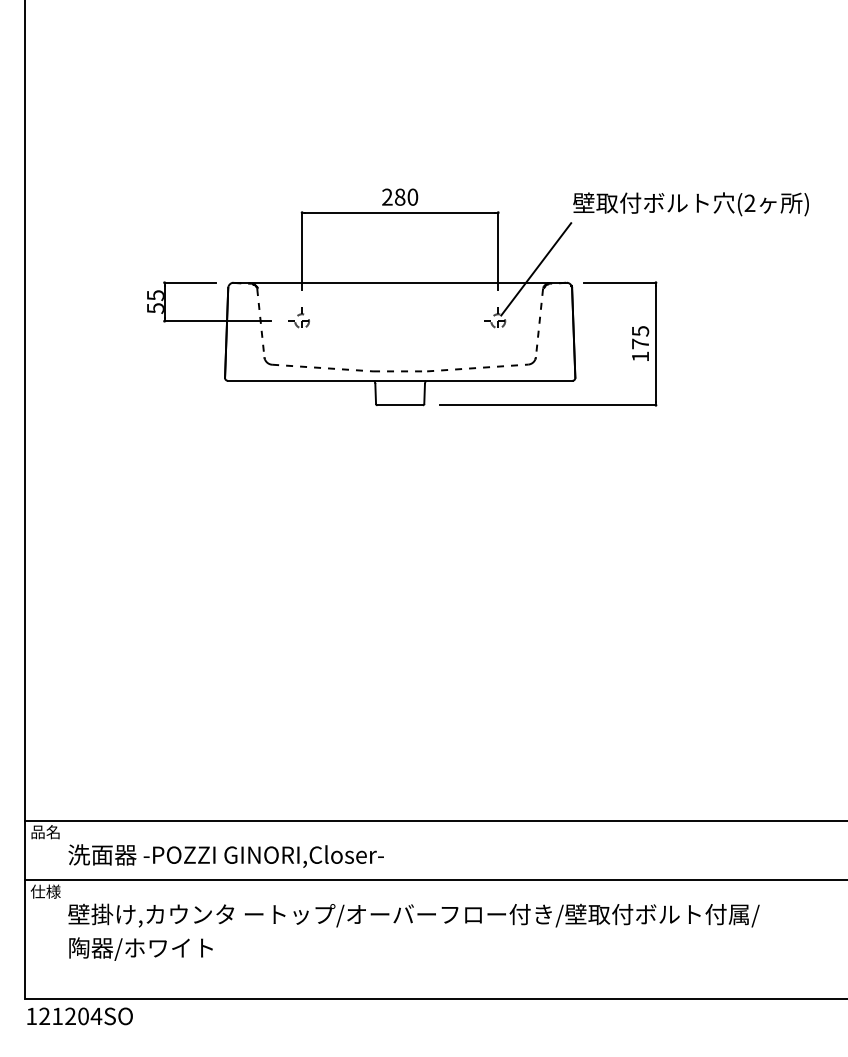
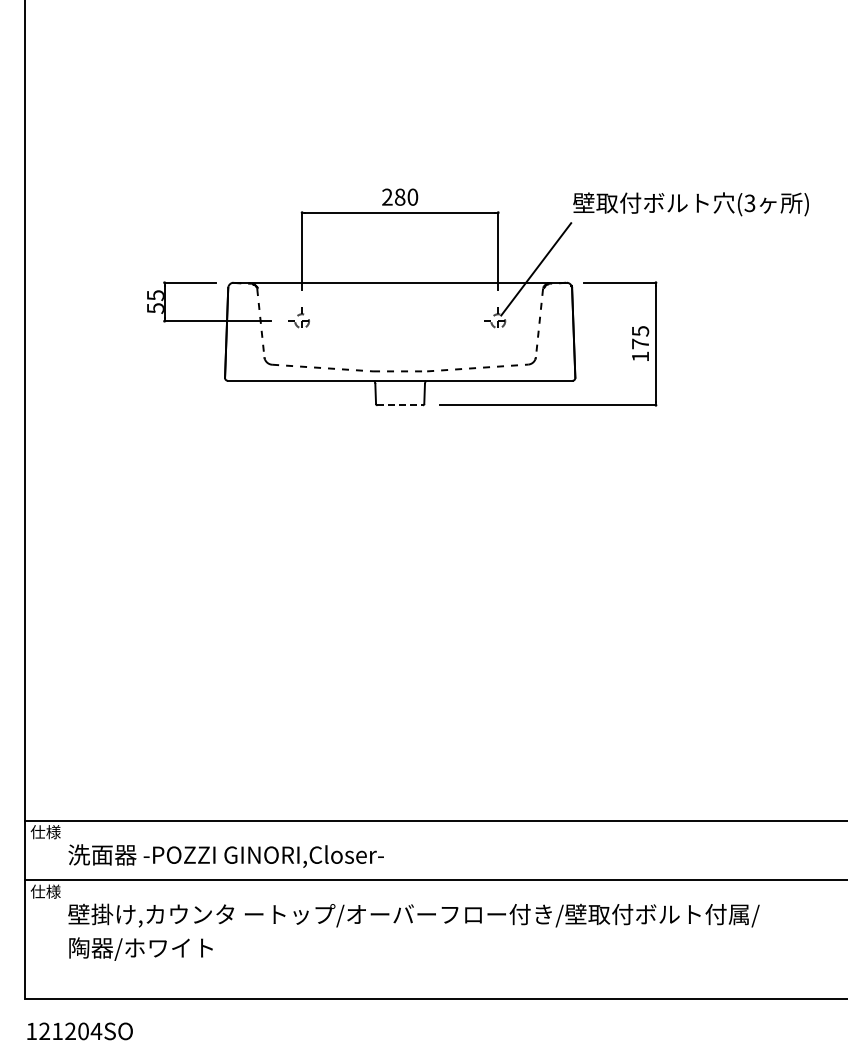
text: (2 -> (3 (749, 203)
line: solid -> dashed (400, 405)
text: 品名 -> 仕様 (45, 832)
text position: (79, 1016) -> (79, 1031) (79, 1031)
